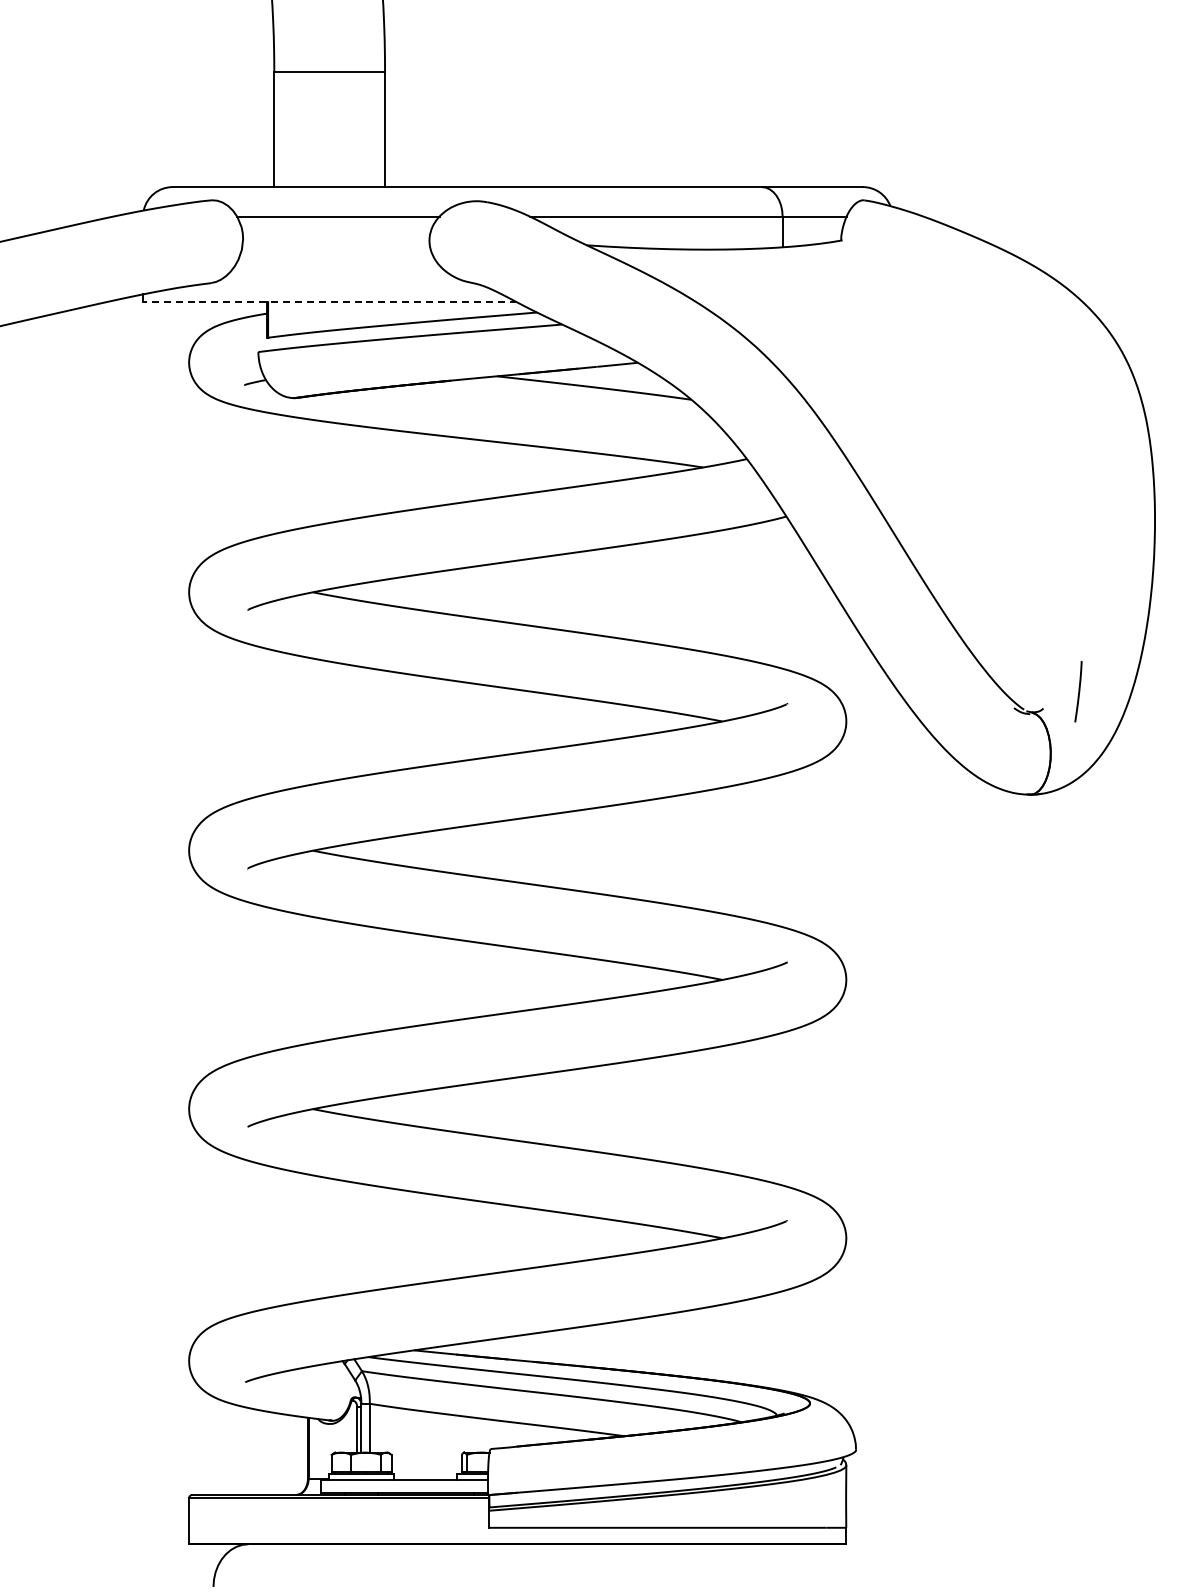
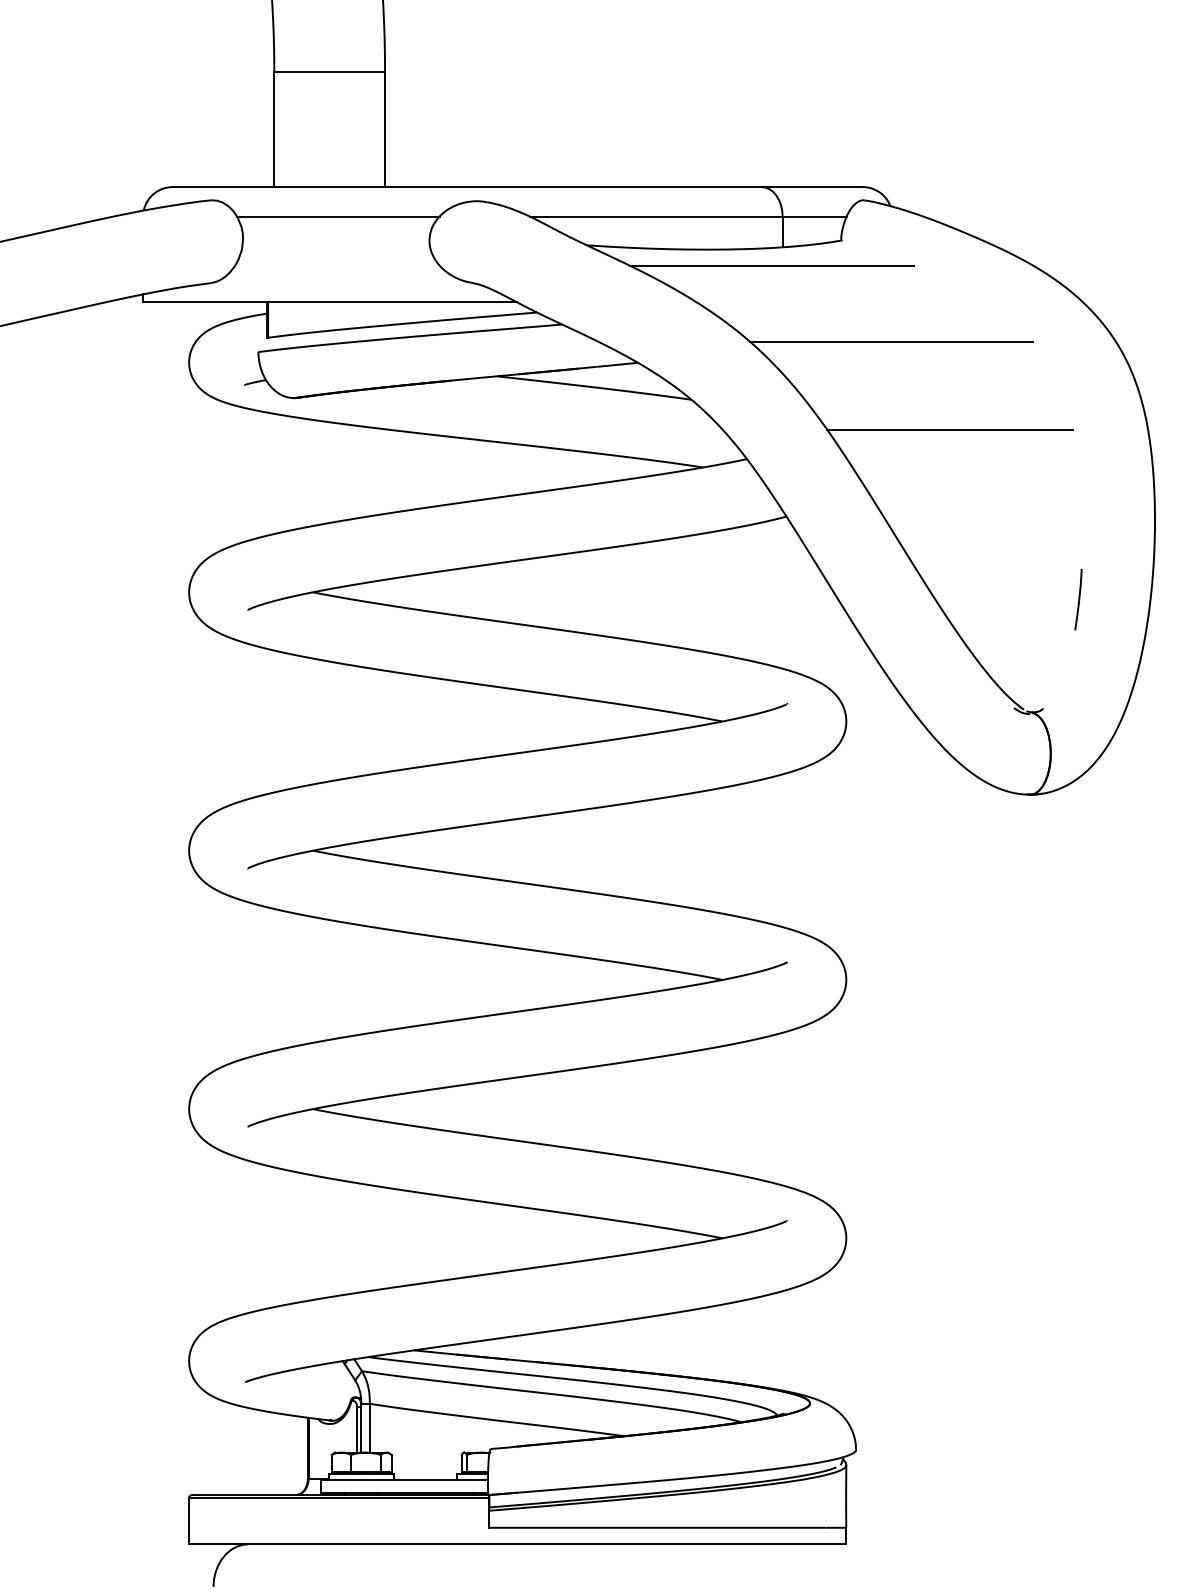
line: none -> present (772, 265)
line: dashed -> solid (329, 302)
line: none -> present (891, 341)
line: none -> present (949, 430)
line position: (1078, 691) -> (1078, 599) (1078, 599)
